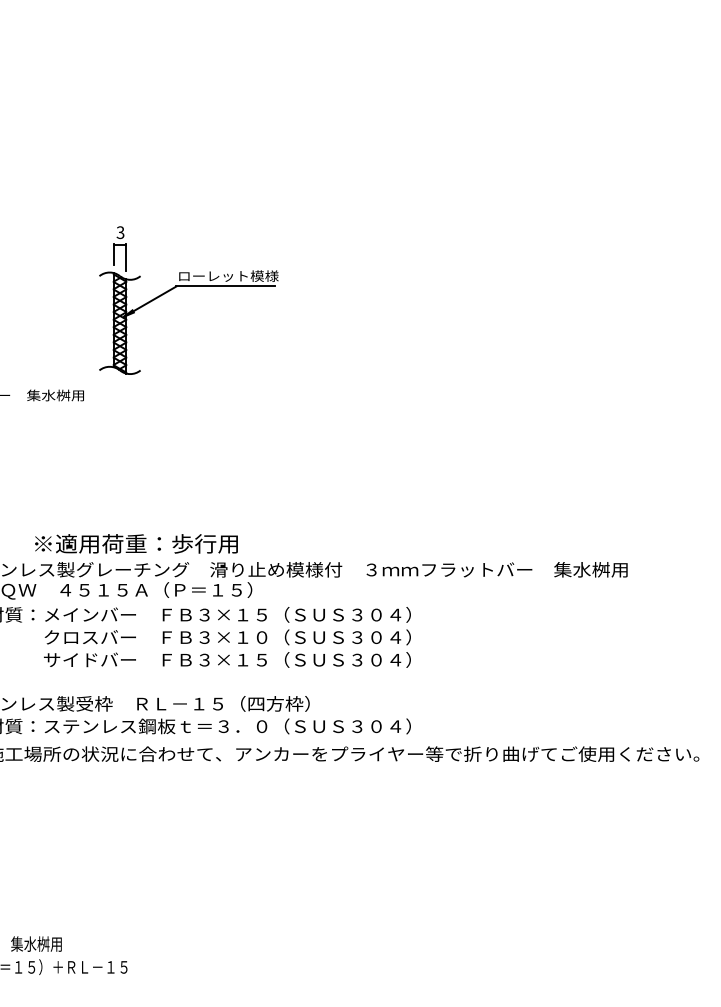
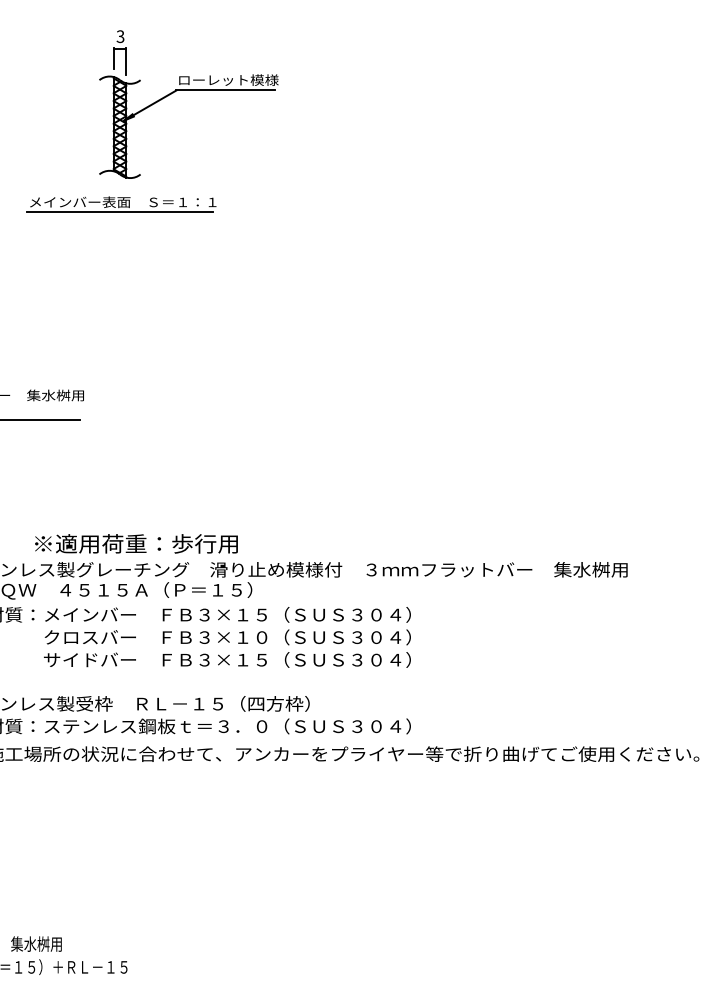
part: none -> present (121, 204)
part position: (188, 286) -> (188, 90) (188, 90)
line: none -> present (41, 419)
